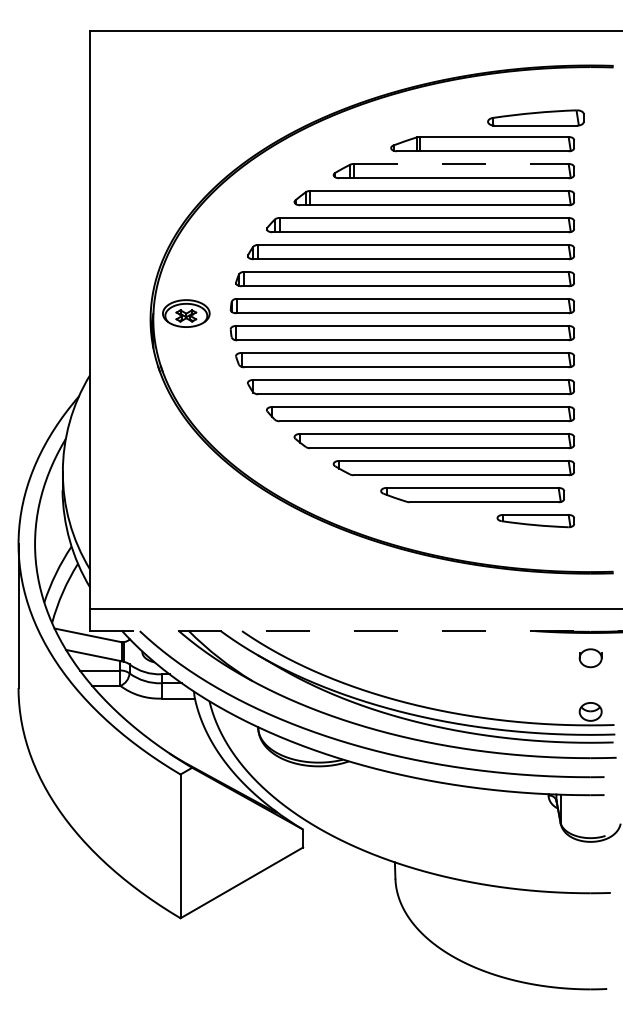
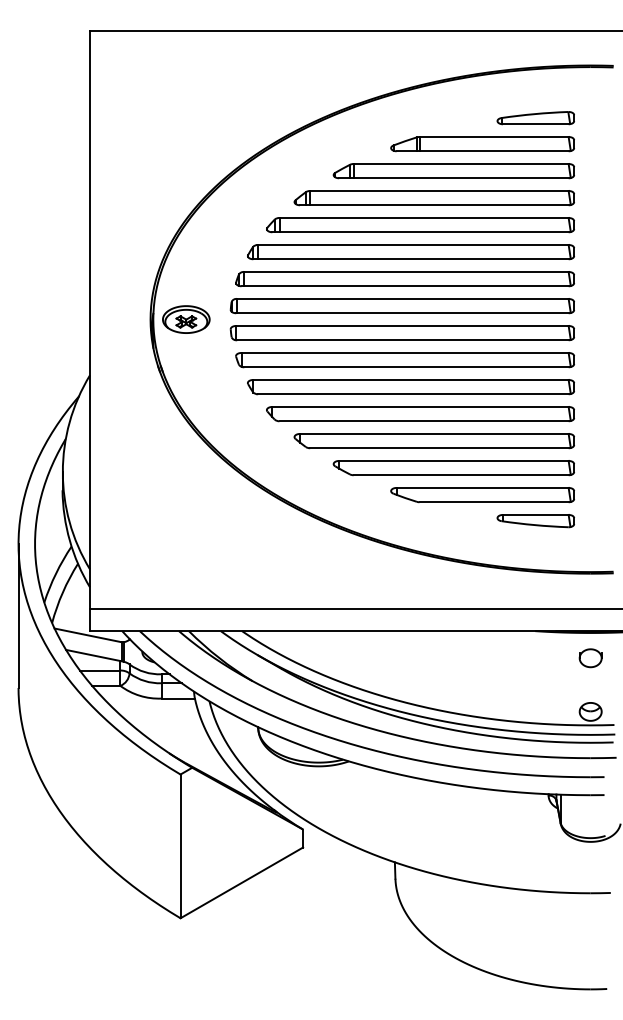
part size: 98x18 px -> 79x15 px (535, 118)
line: dashed -> solid (461, 163)
part position: (186, 313) -> (186, 319) (186, 319)
part position: (472, 495) -> (482, 495) (482, 495)
line: dashed -> solid (356, 631)
